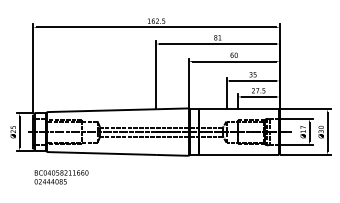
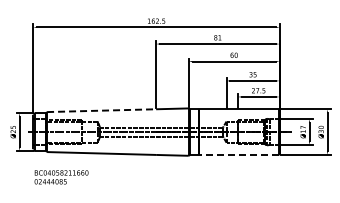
line: solid -> dashed (101, 110)
line: solid -> dashed (238, 154)
